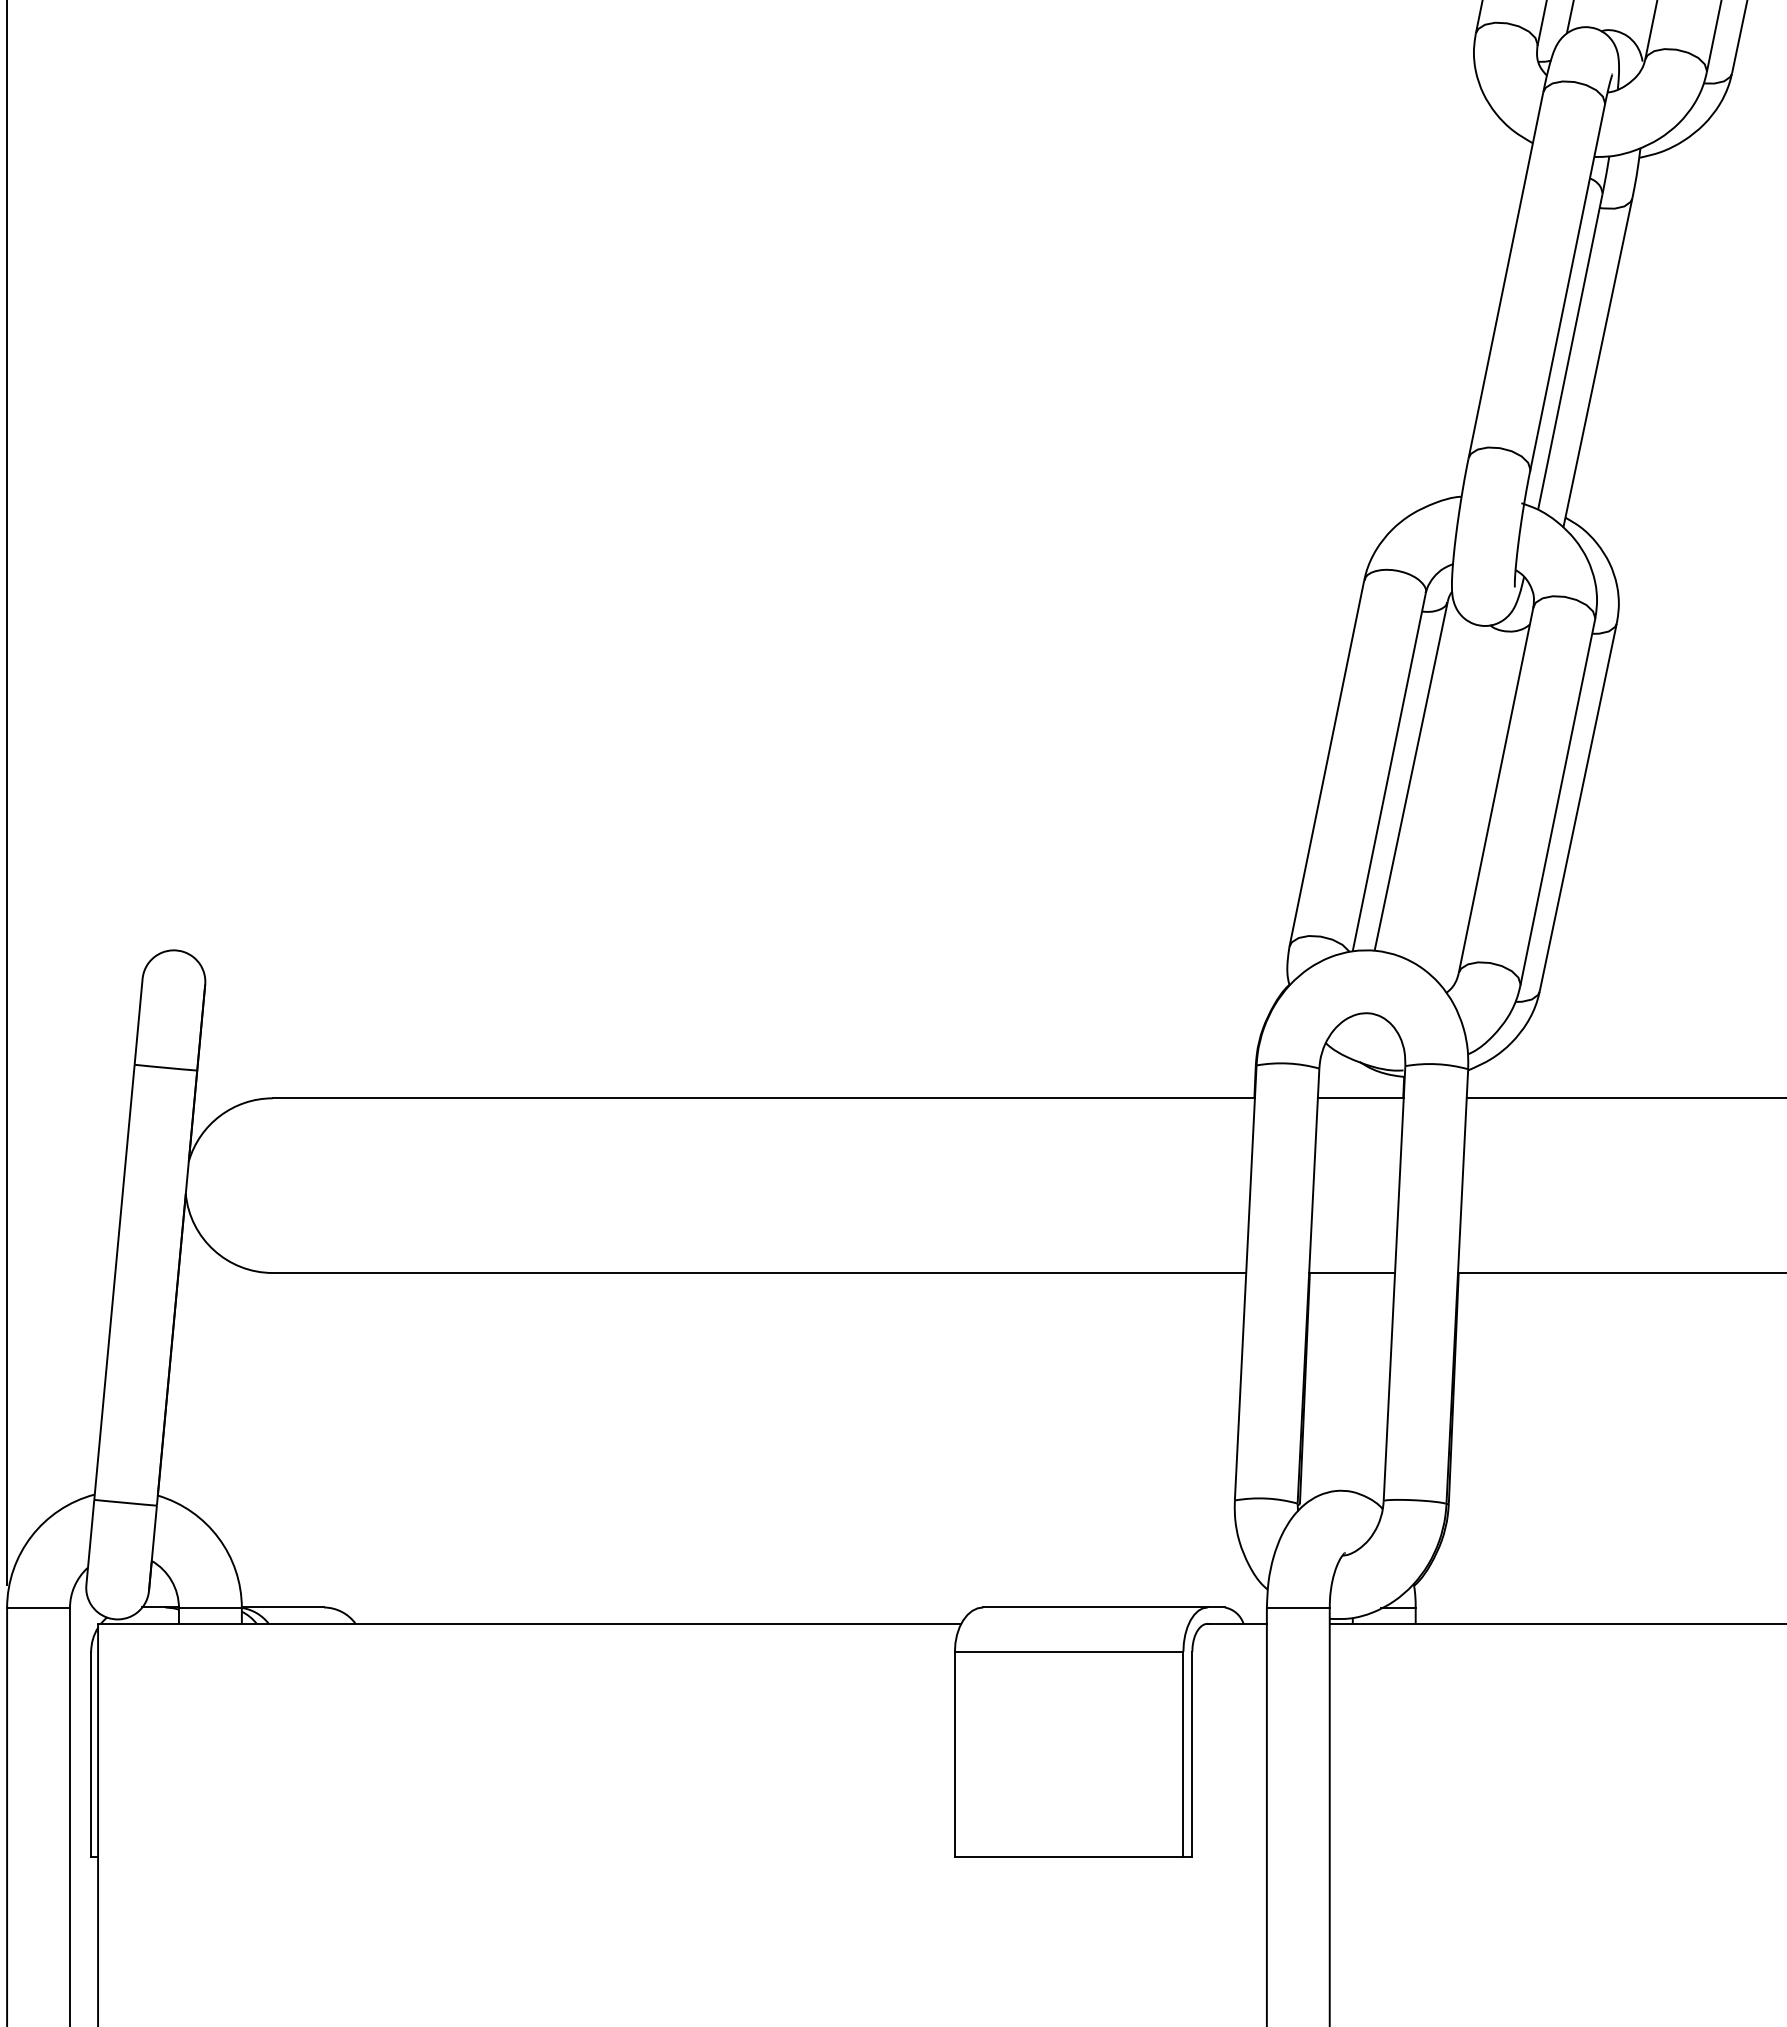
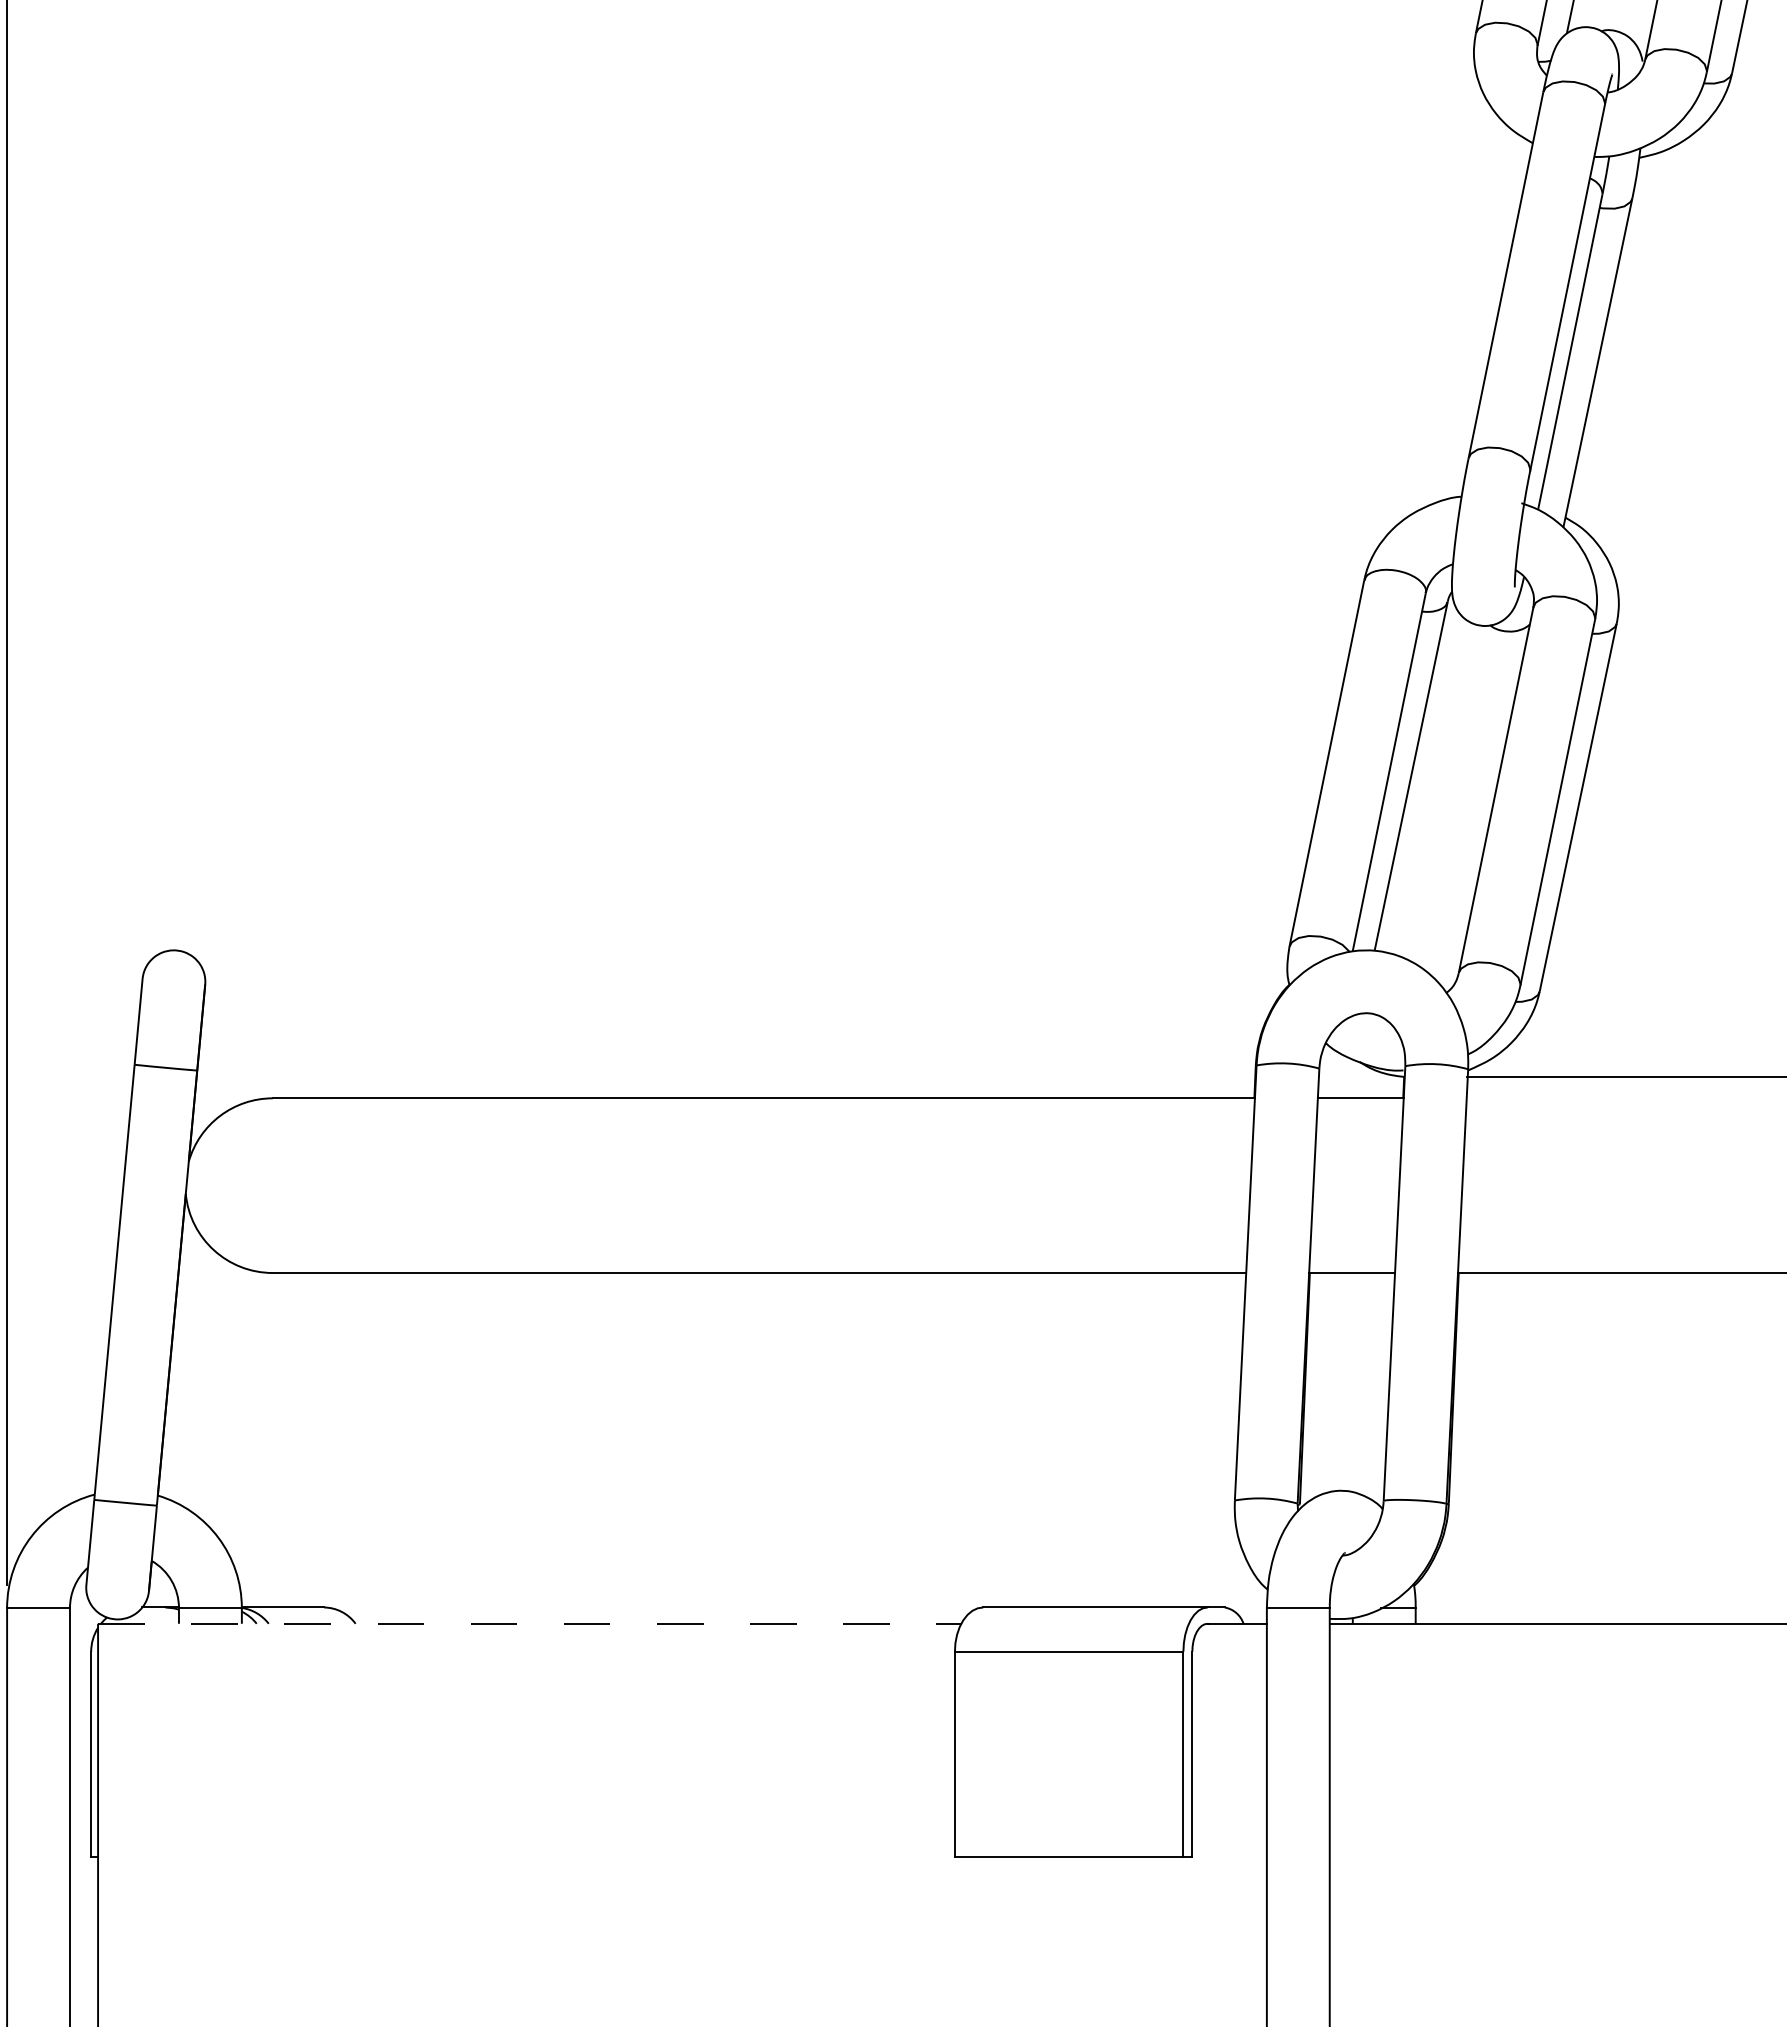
line position: (1624, 1098) -> (1624, 1077) (1624, 1077)
line: solid -> dashed (529, 1623)
